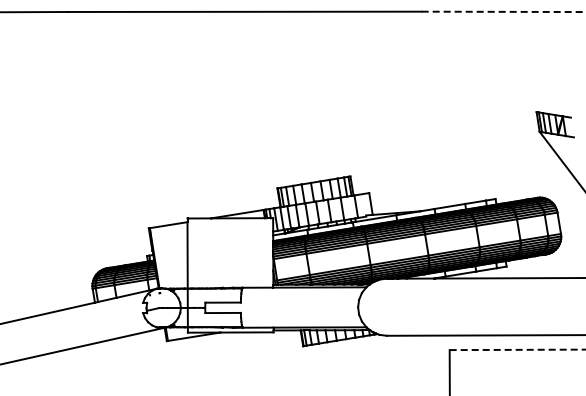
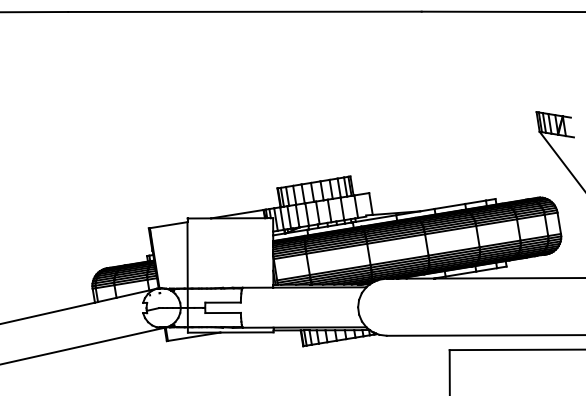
line: dashed -> solid (503, 11)
line: dashed -> solid (517, 349)
